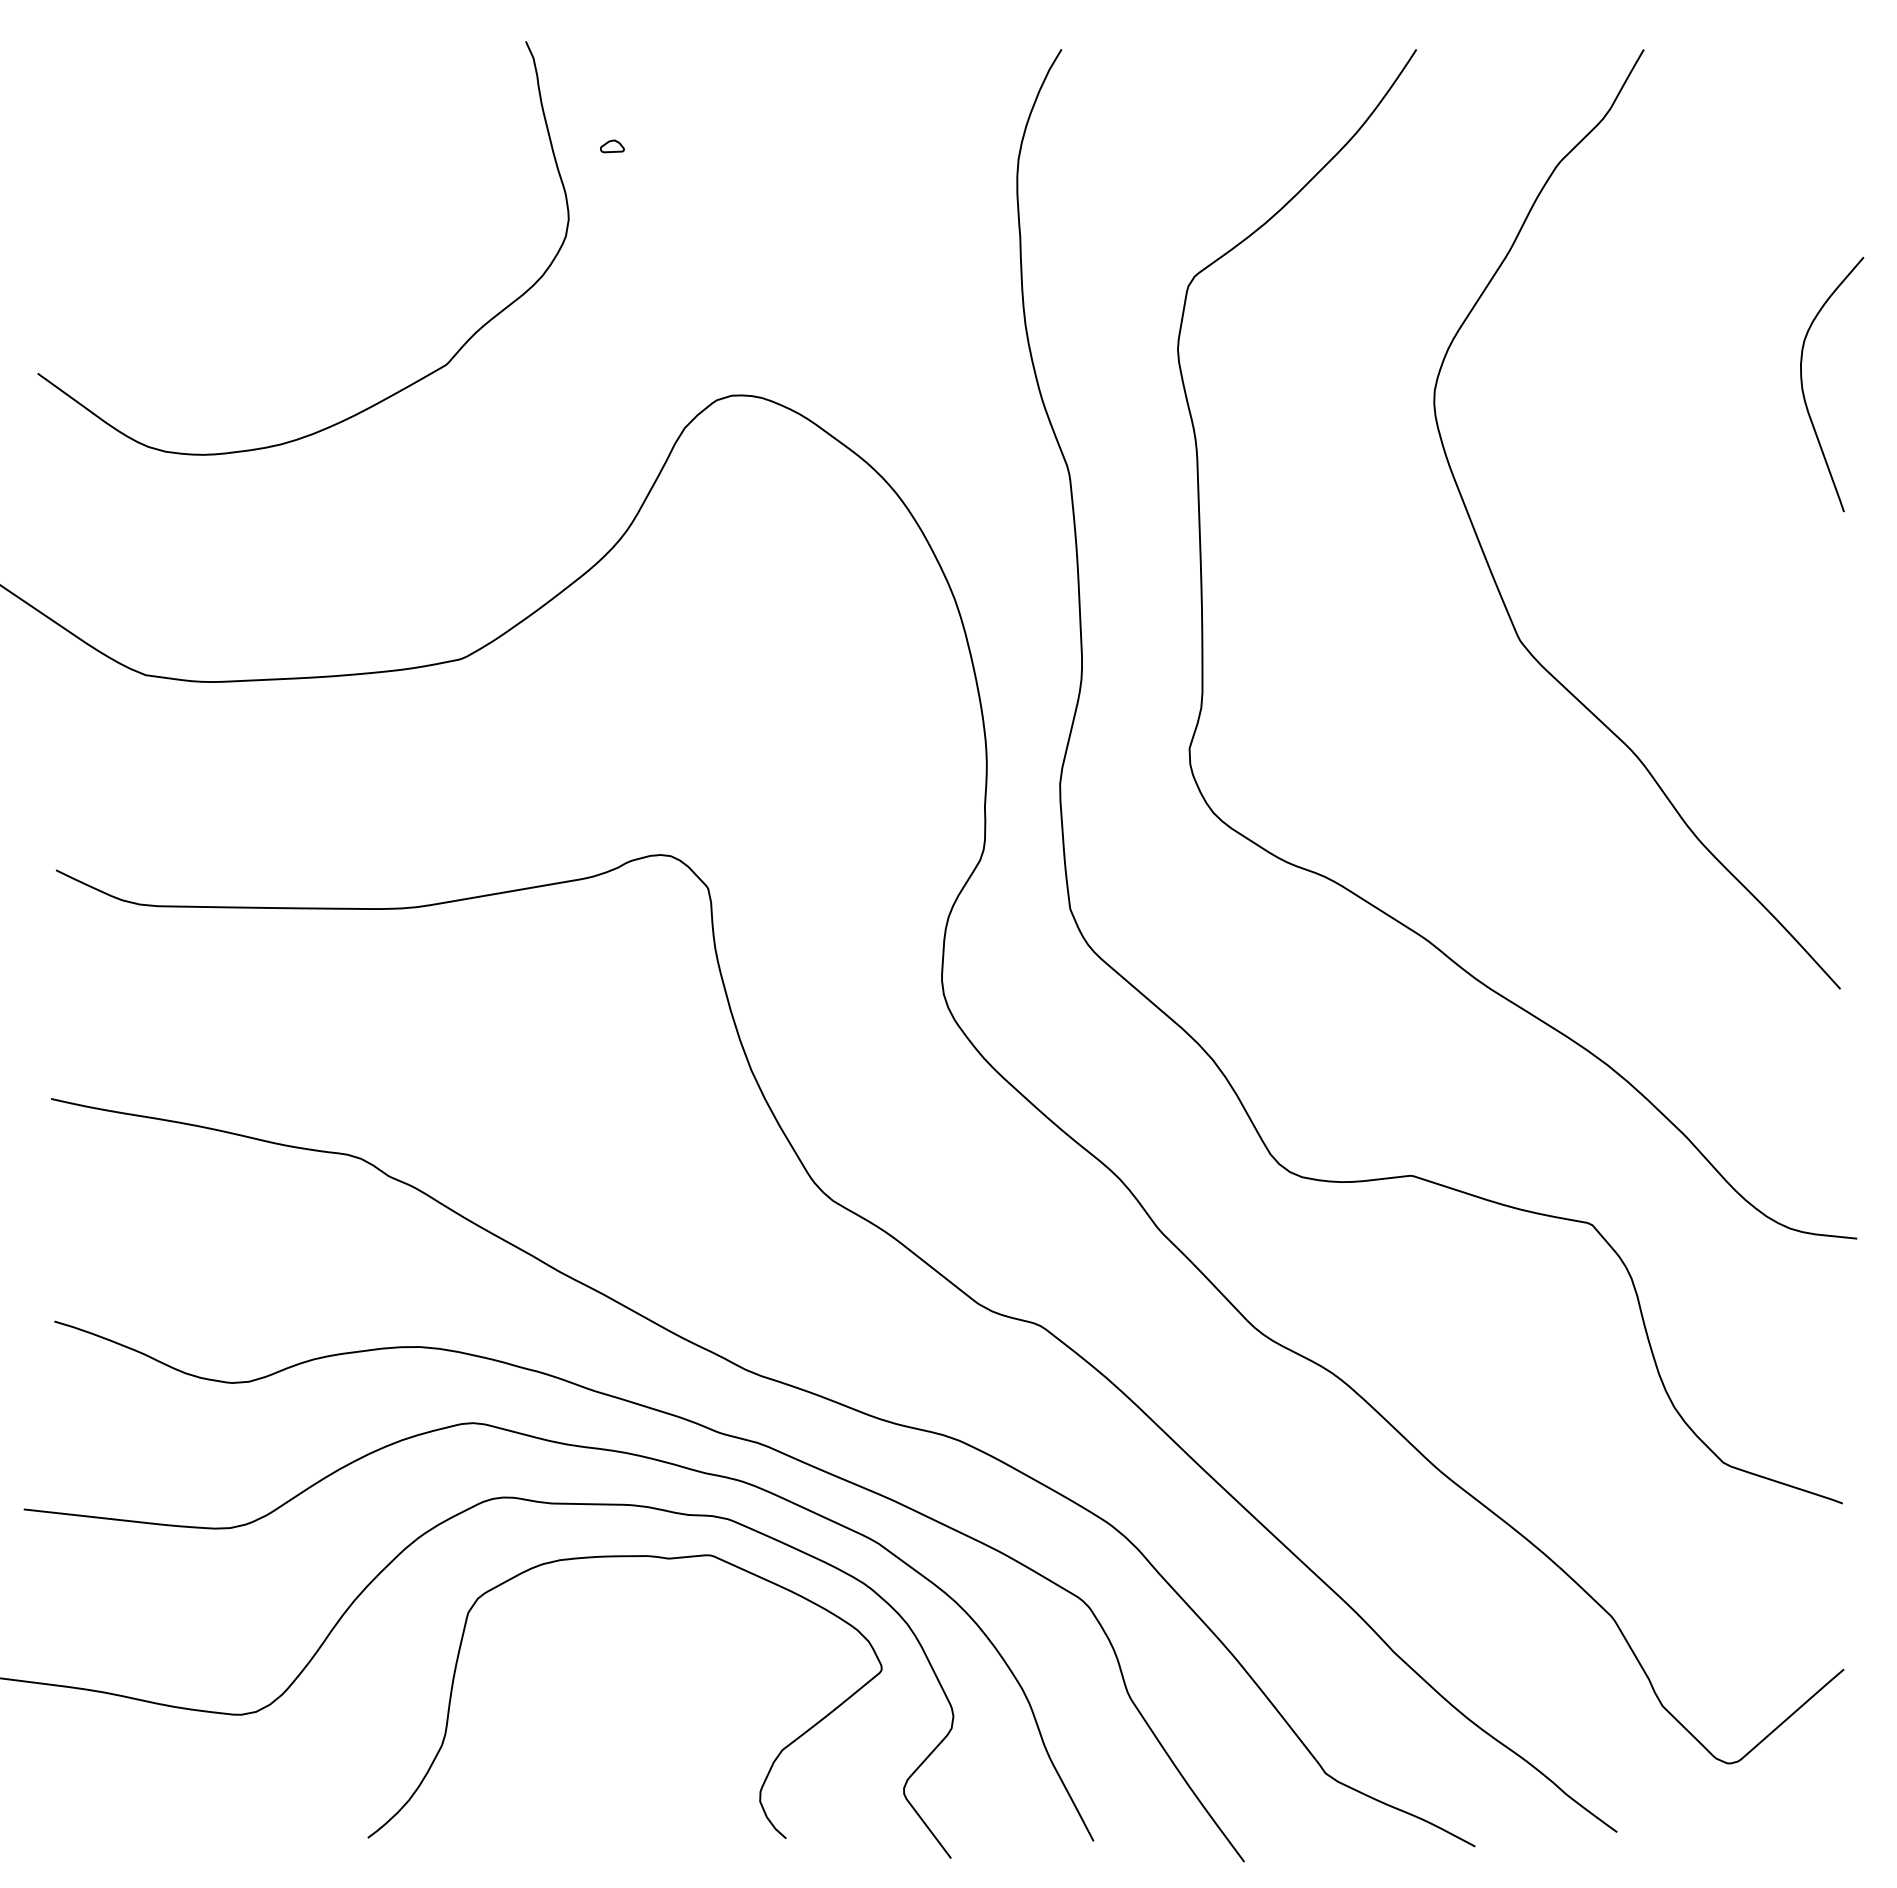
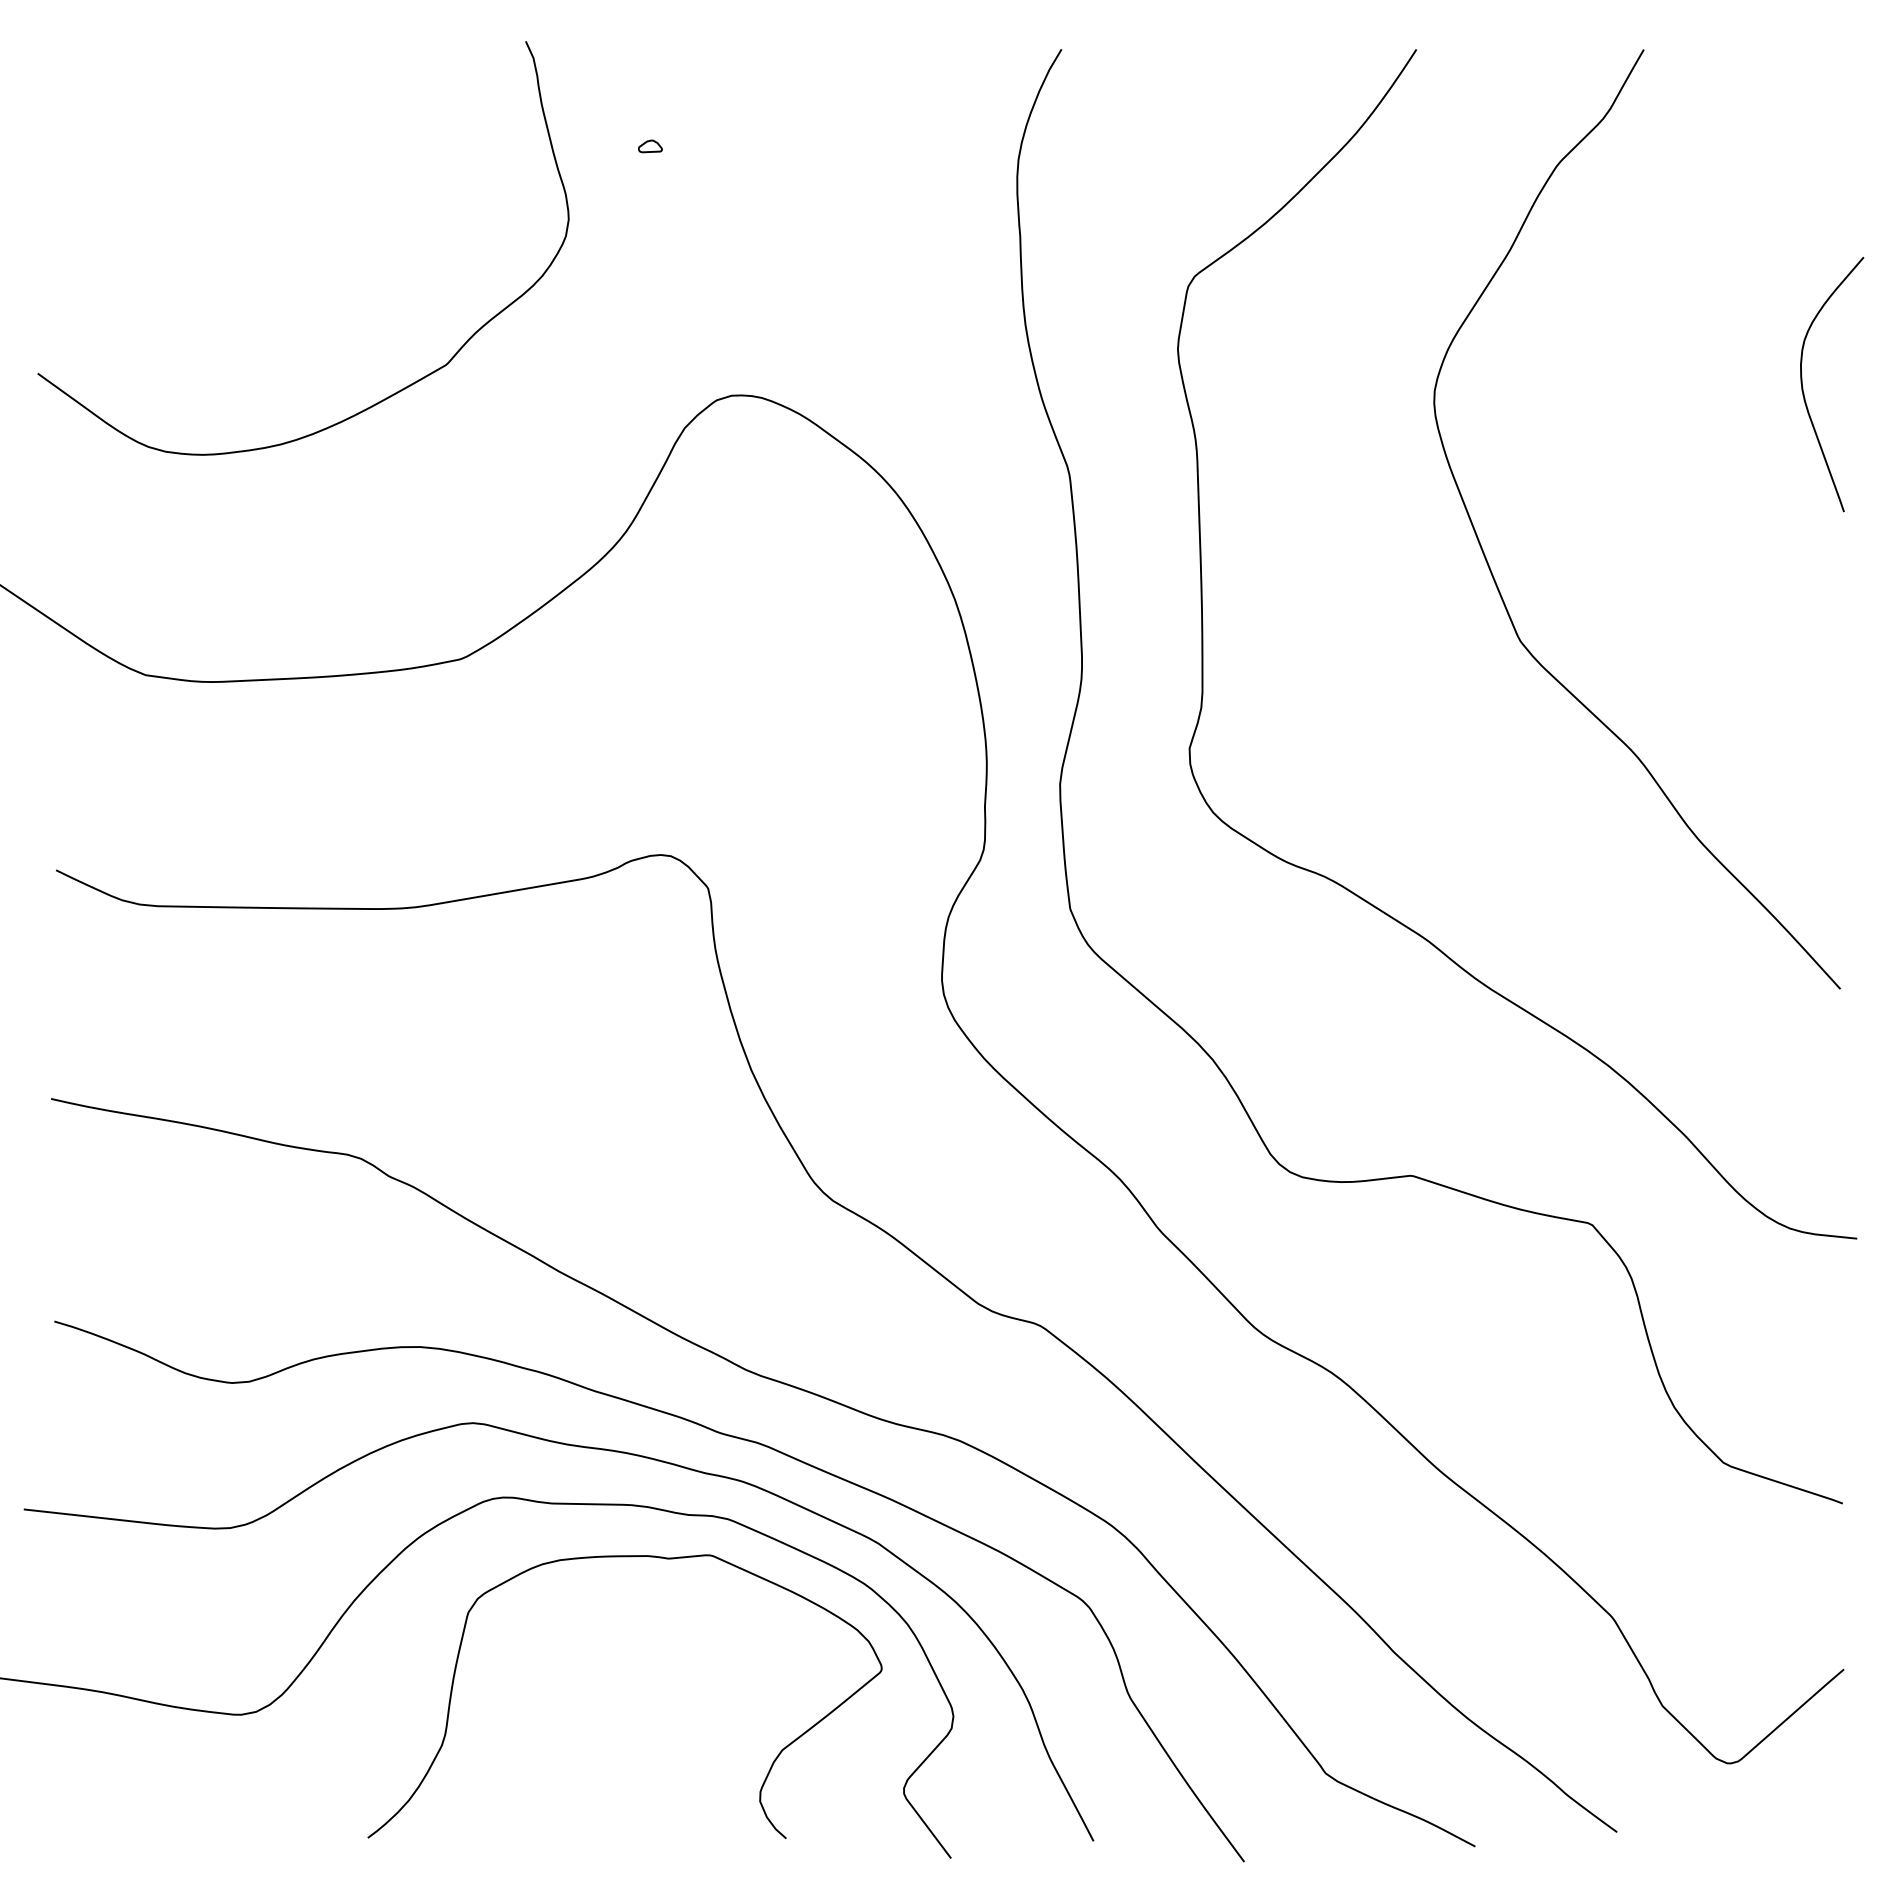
part position: (612, 146) -> (650, 146) (650, 146)
